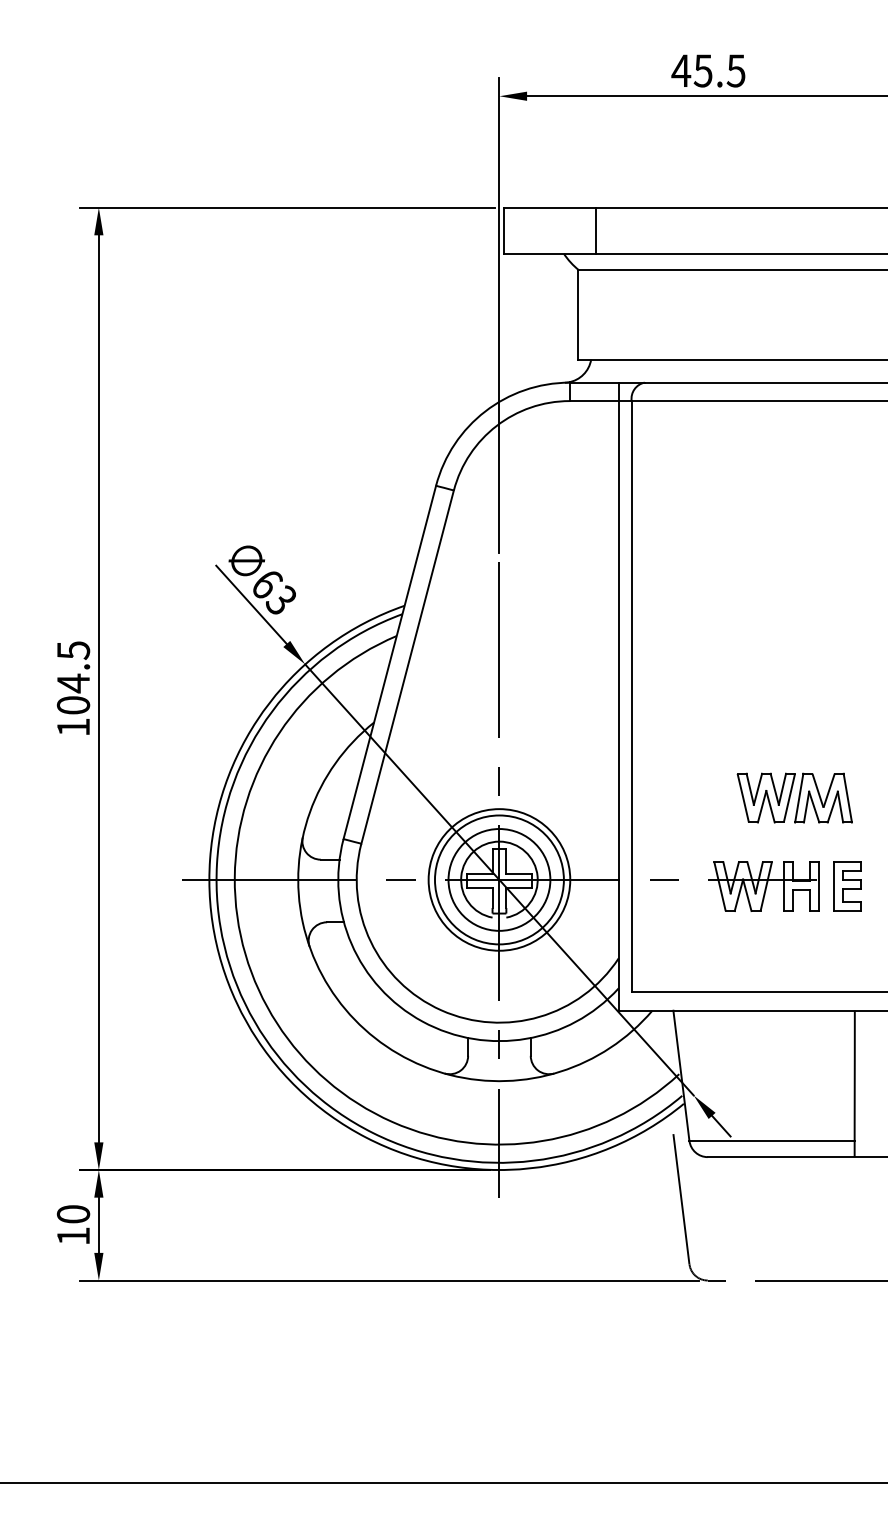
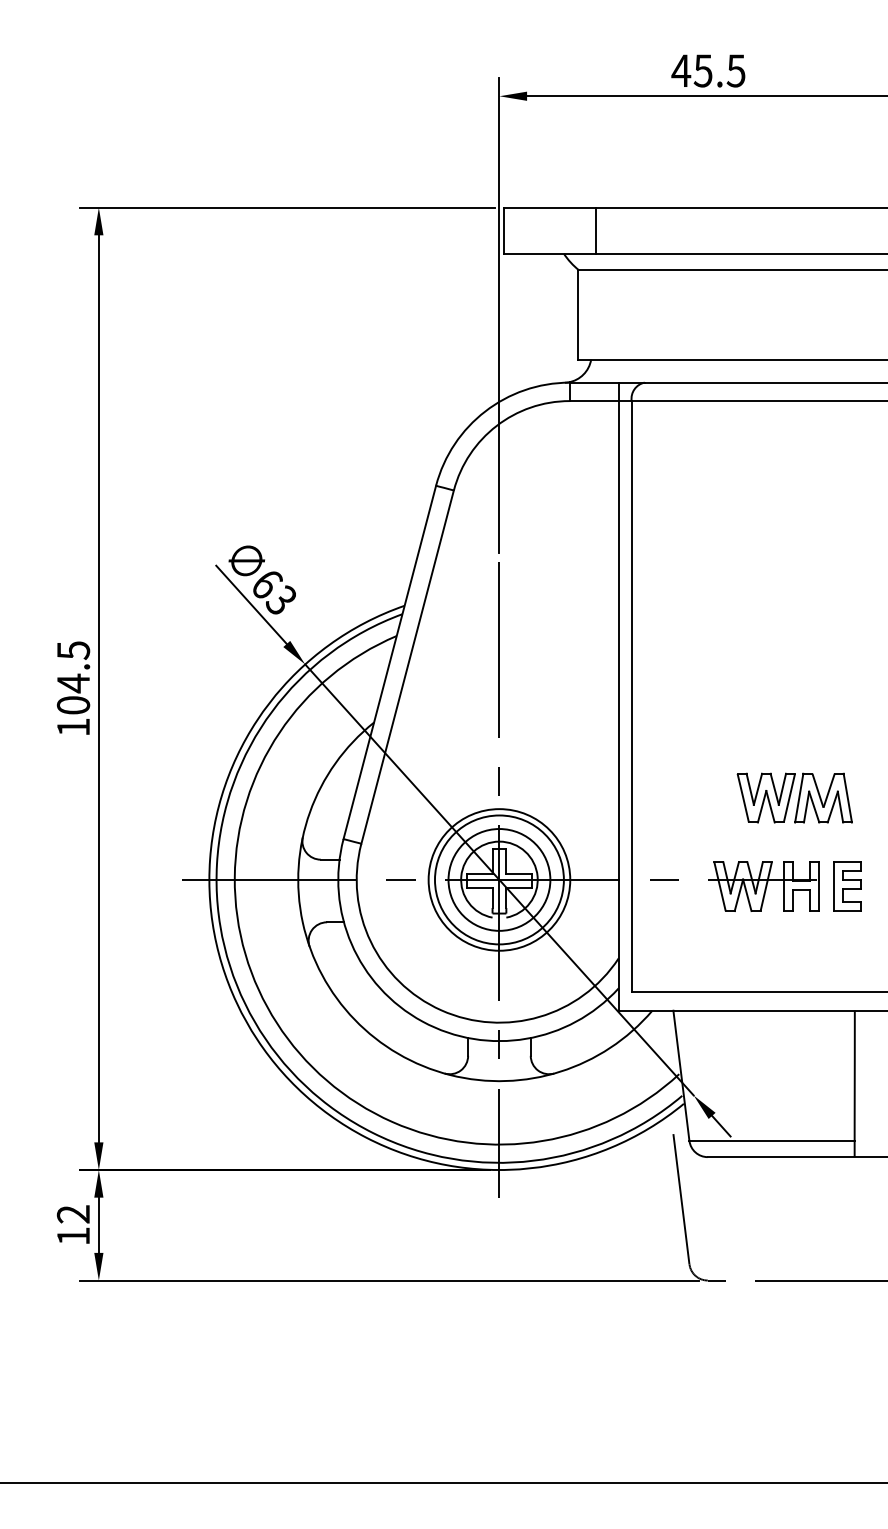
text: 10 -> 12 (73, 1214)
